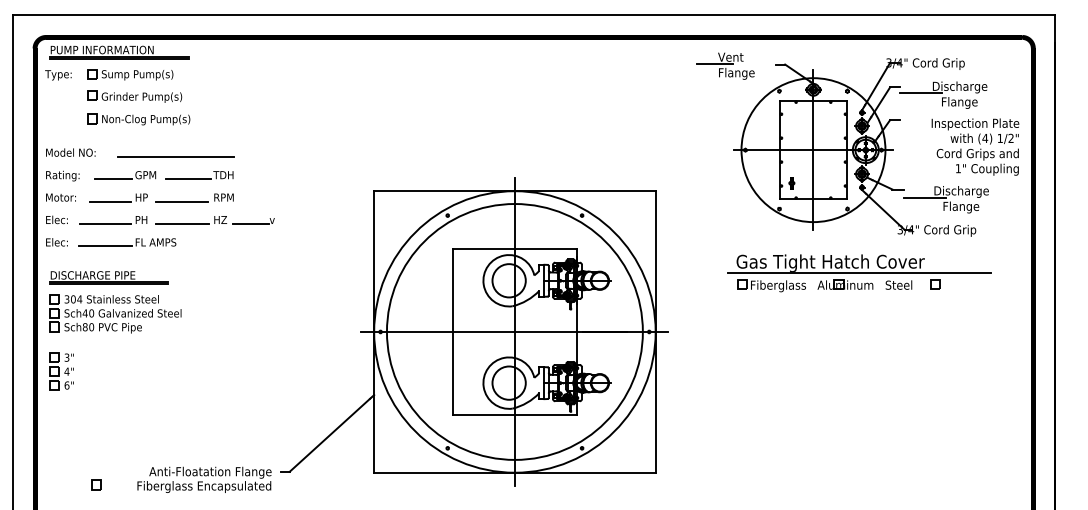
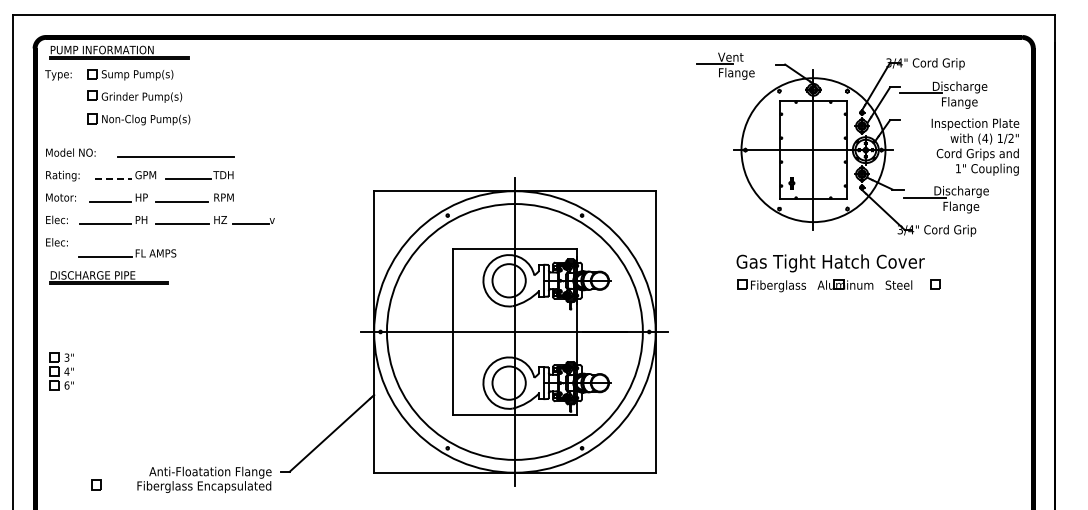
line: solid -> dashed (113, 179)
part position: (127, 242) -> (127, 253) (127, 253)
line: present -> none (859, 273)
part: present -> none (115, 313)
